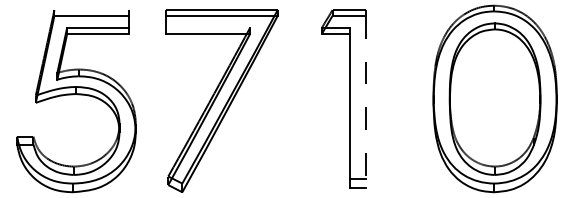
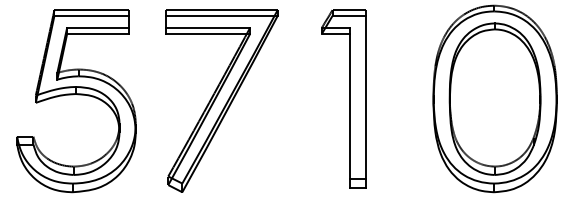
line: none -> present (91, 10)
line: none -> present (208, 27)
line: dashed -> solid (366, 102)
